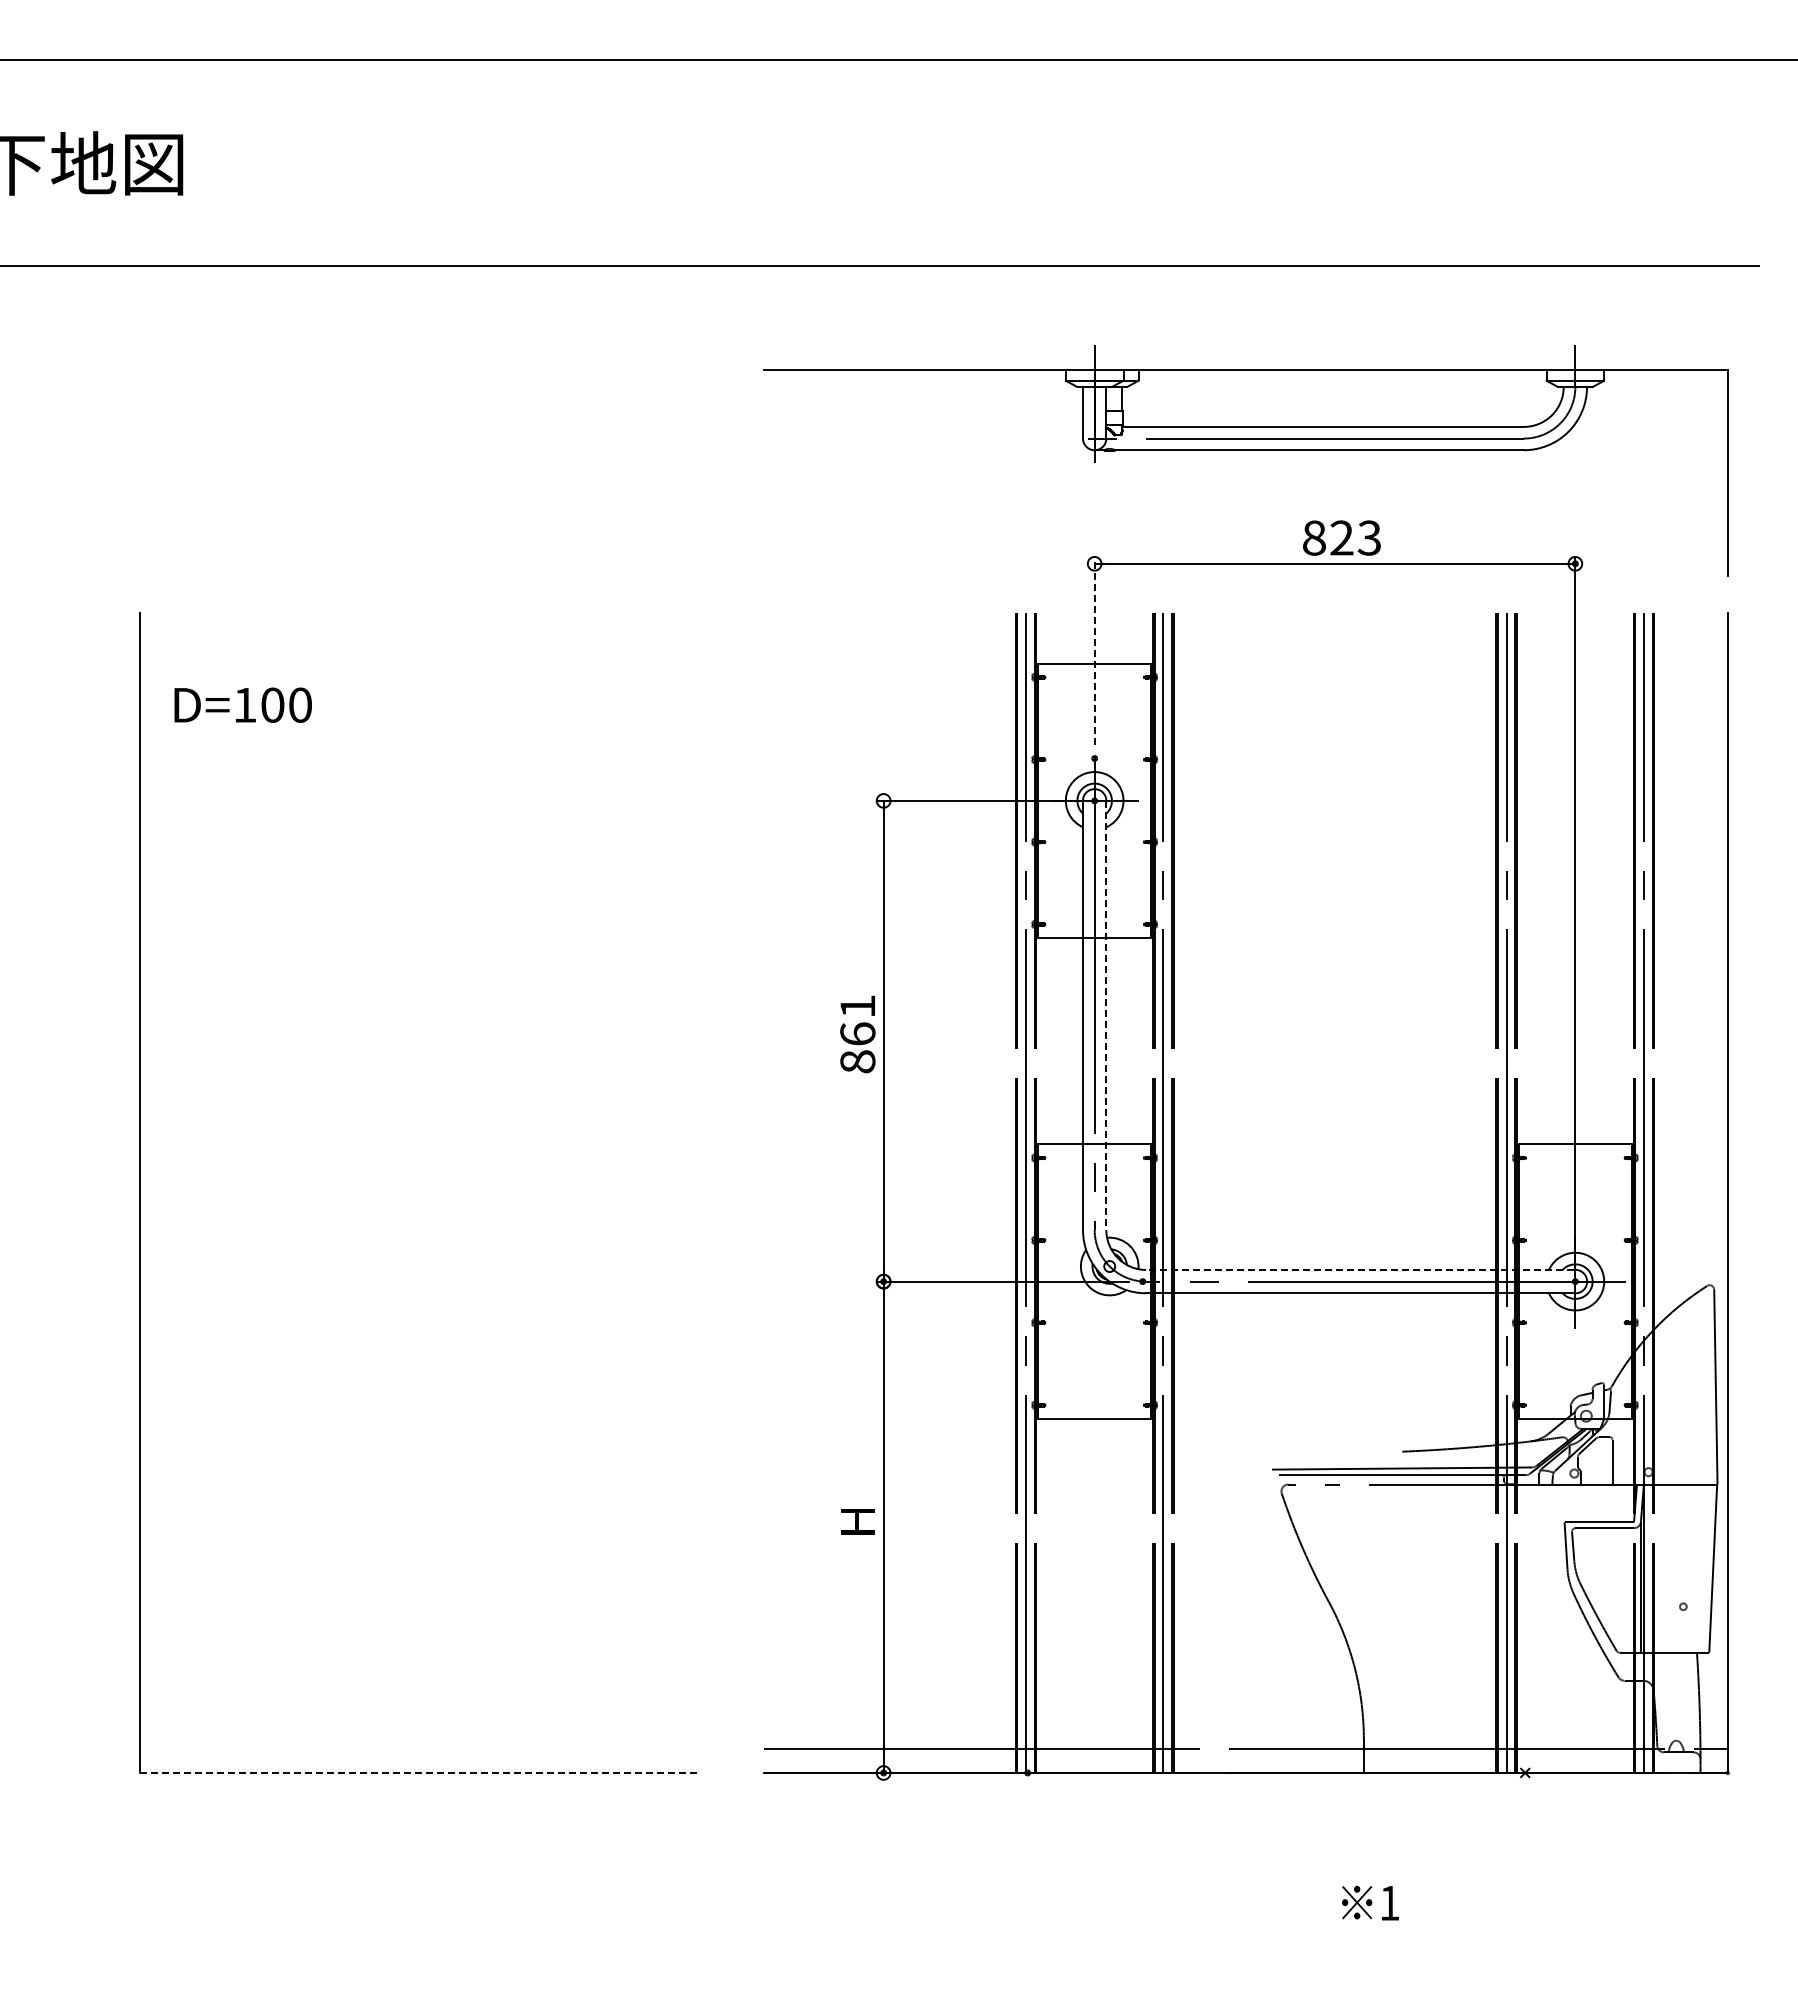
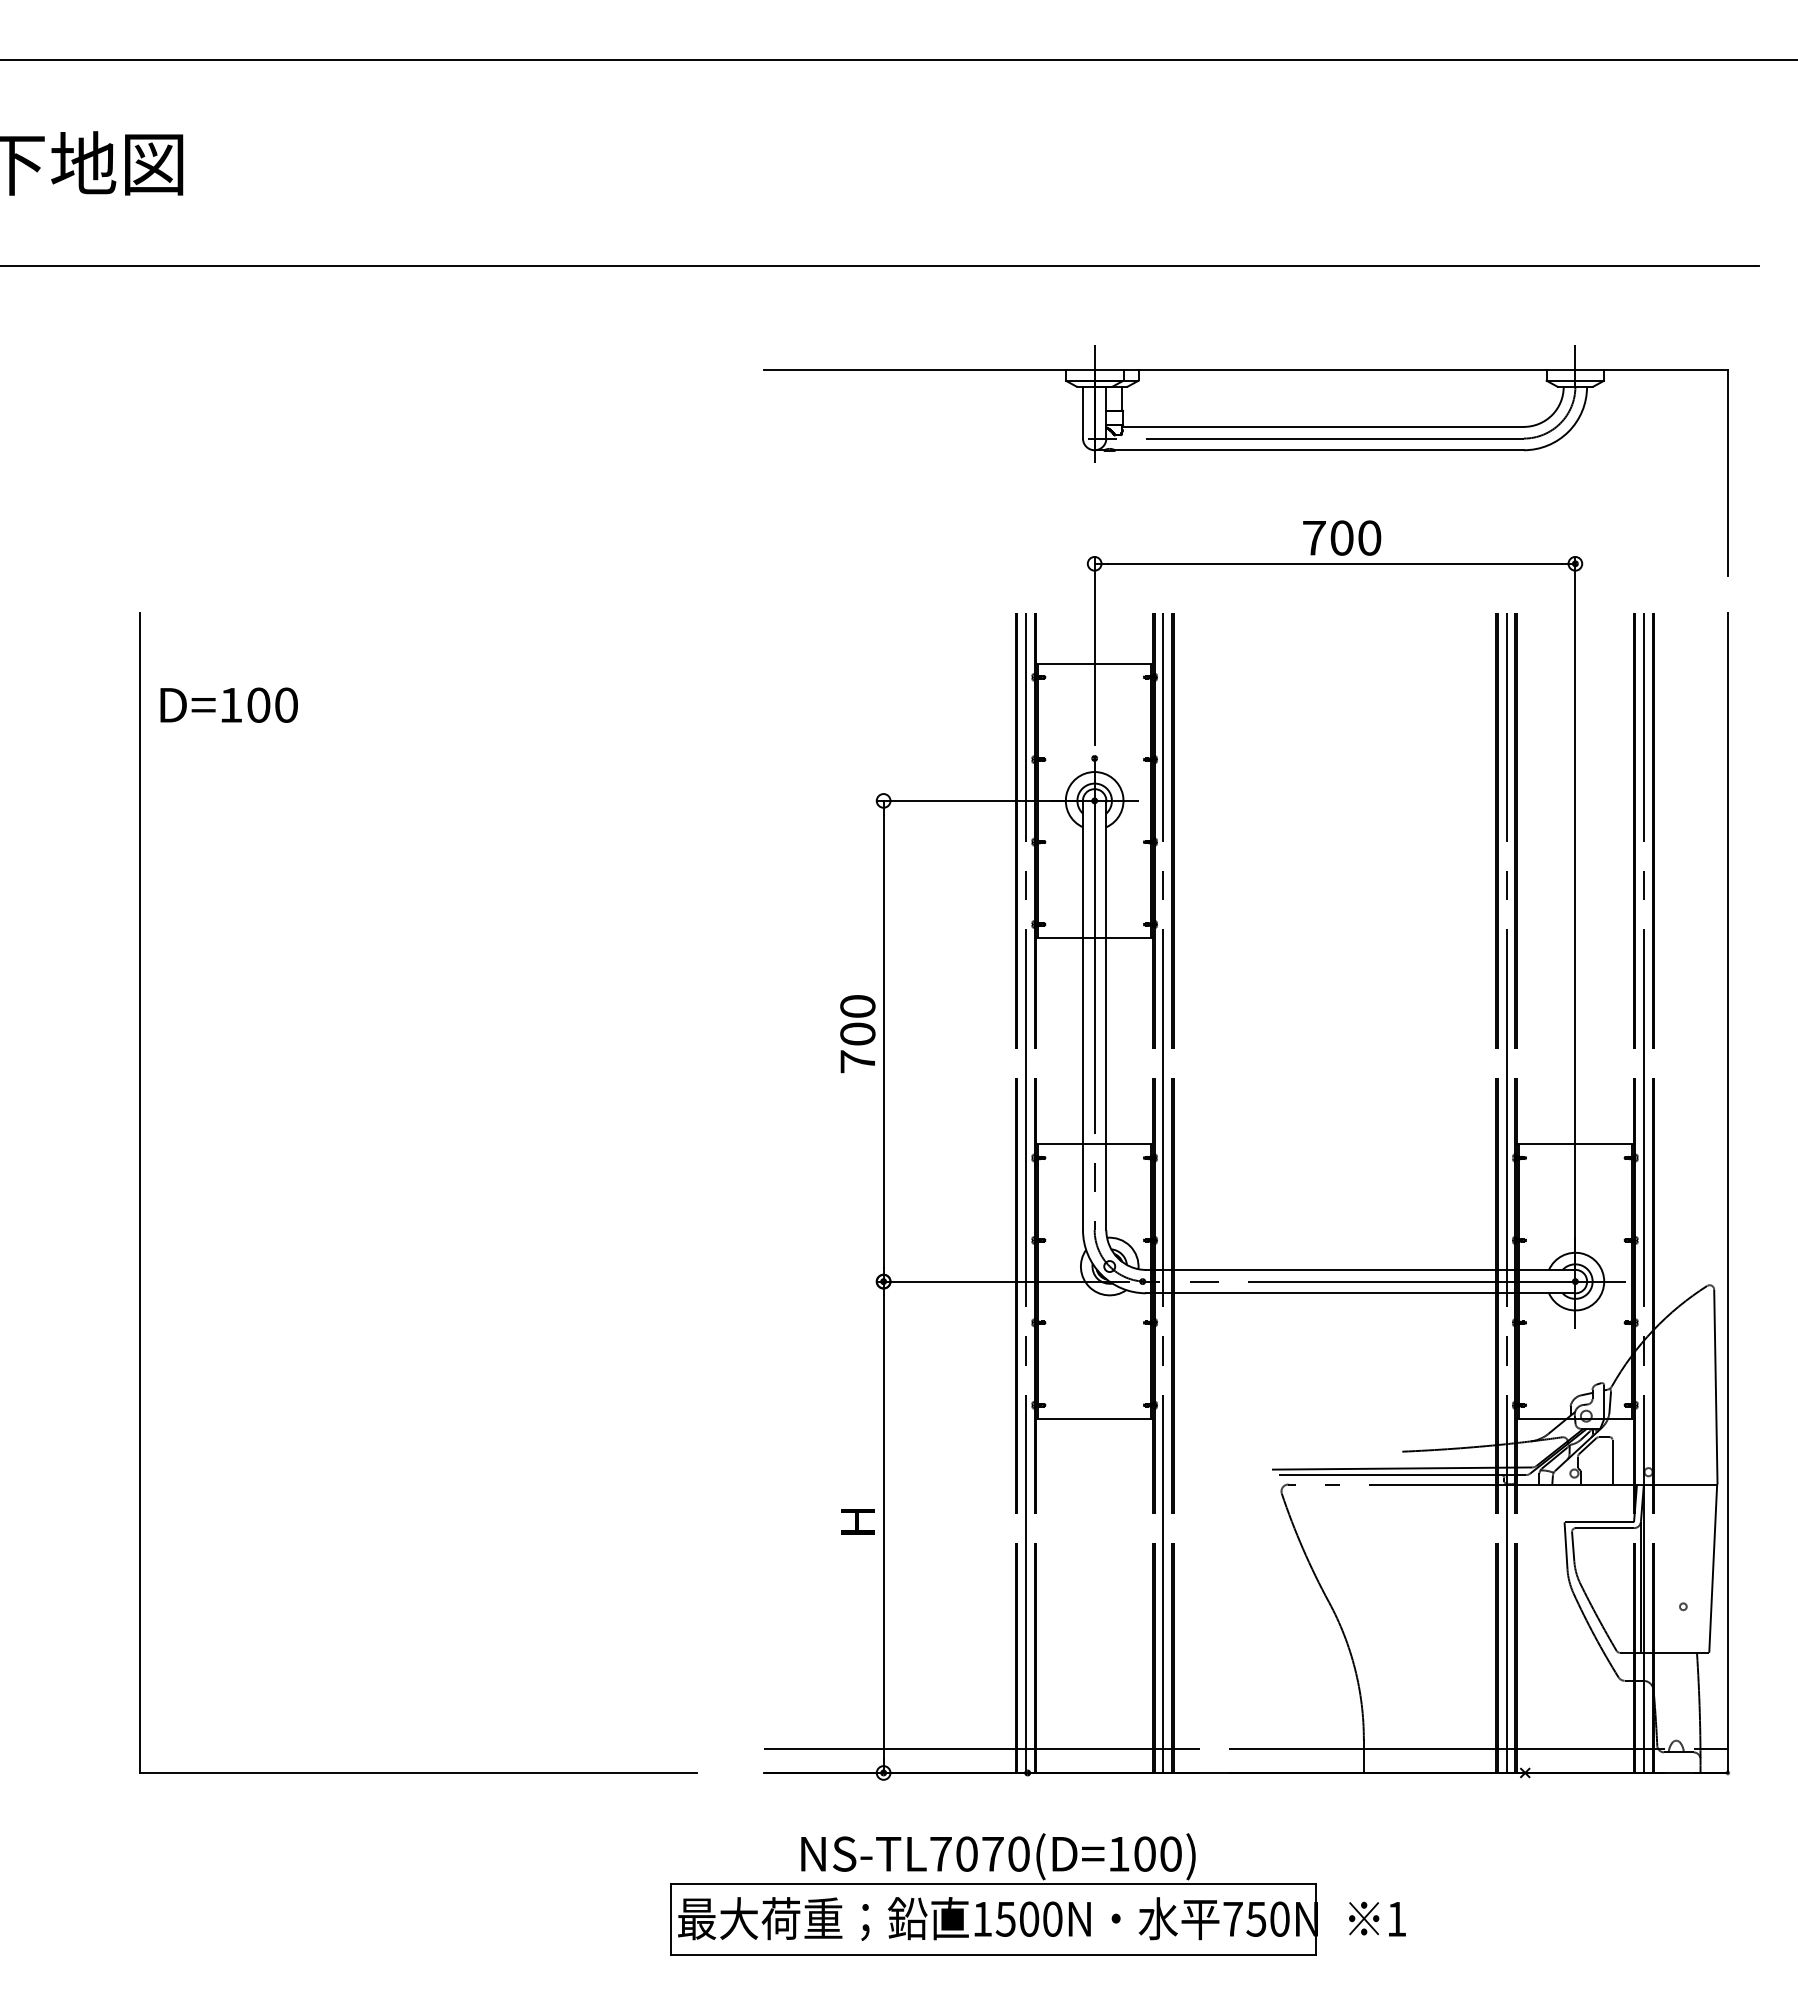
text: 823 -> 700 (1342, 537)
line: dashed -> solid (1094, 650)
text position: (242, 704) -> (228, 704) (228, 704)
line: dashed -> solid (1106, 1015)
text: 861 -> 700 (857, 1034)
line: dashed -> solid (1359, 1269)
line: dashed -> solid (418, 1772)
part: none -> present (993, 1894)
text position: (1370, 1902) -> (1377, 1918) (1377, 1918)
